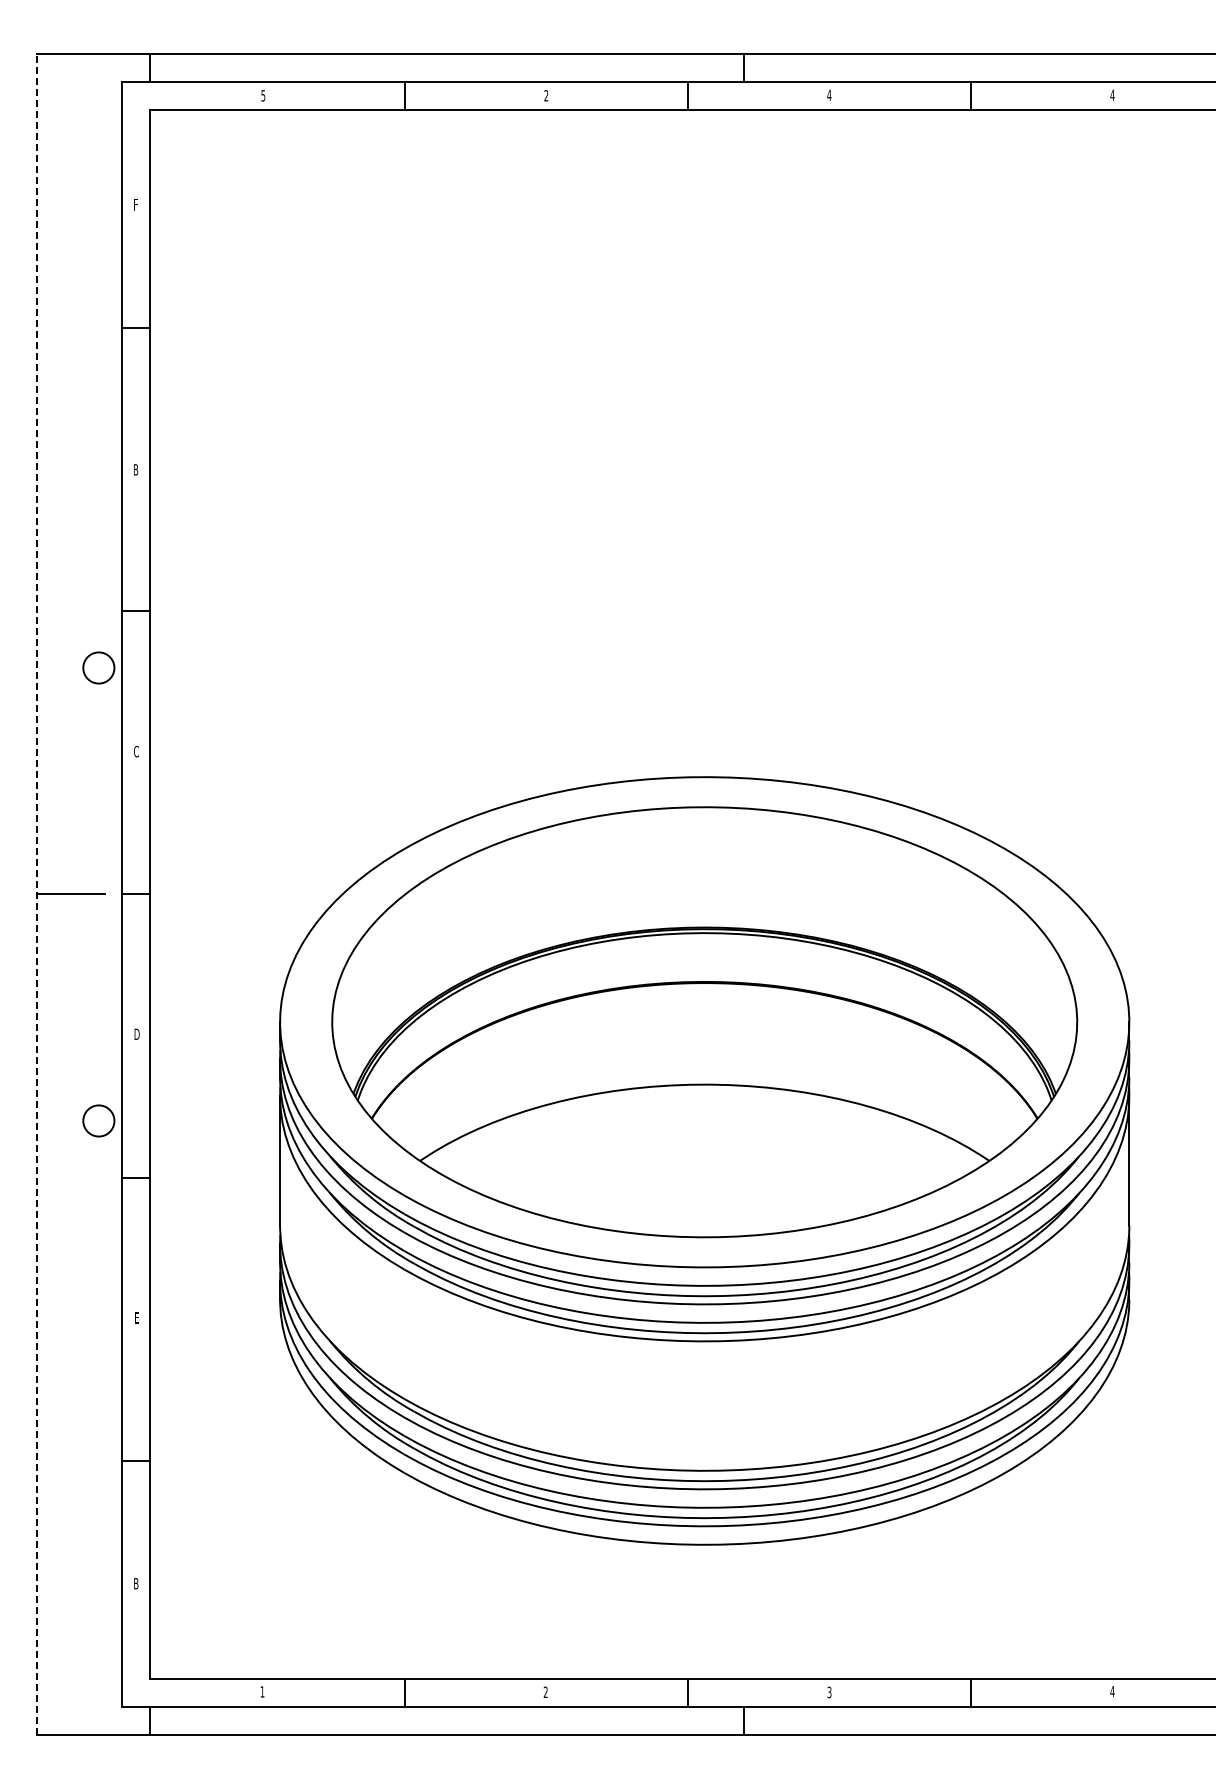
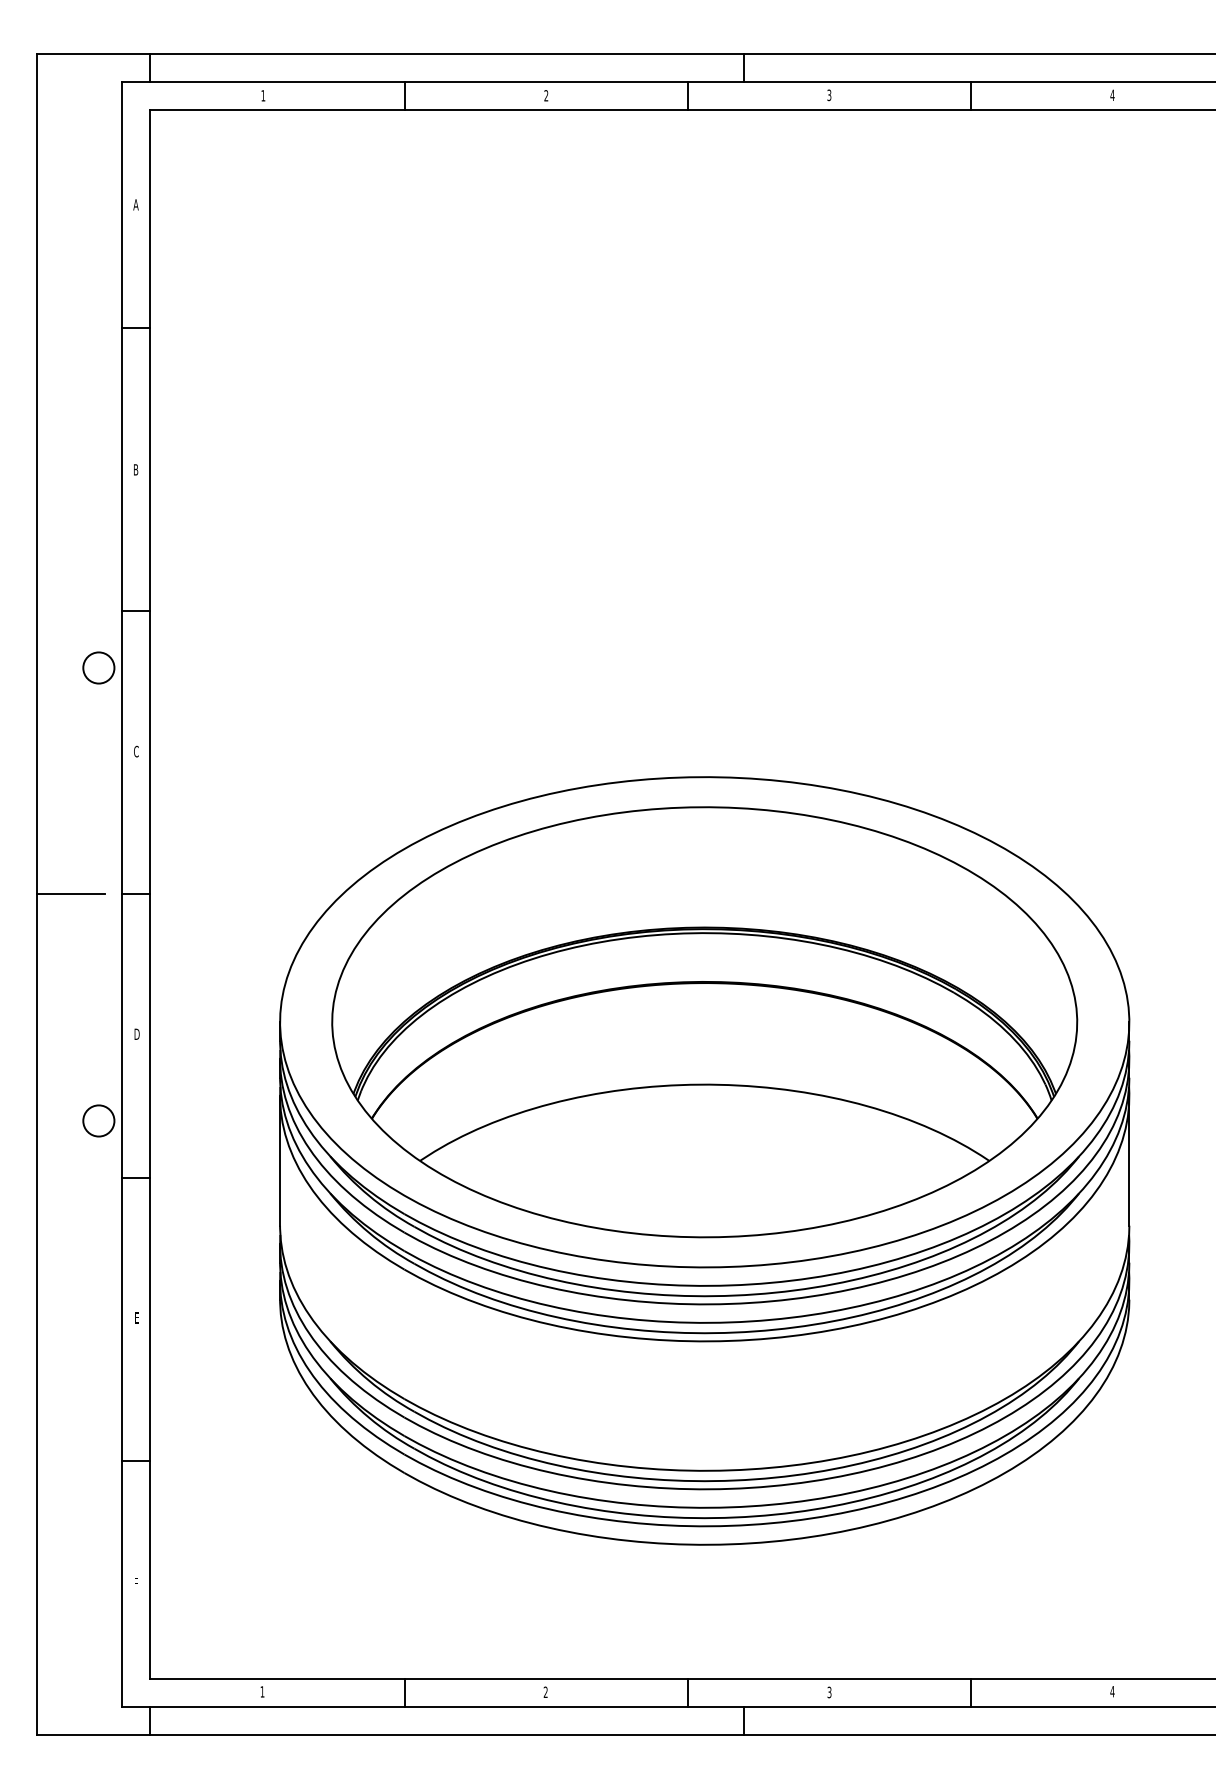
text: 5 -> 1 (263, 95)
text: 4 -> 3 (829, 95)
text: F -> A (135, 204)
line: dashed -> solid (36, 894)
text: B -> F (136, 1583)
